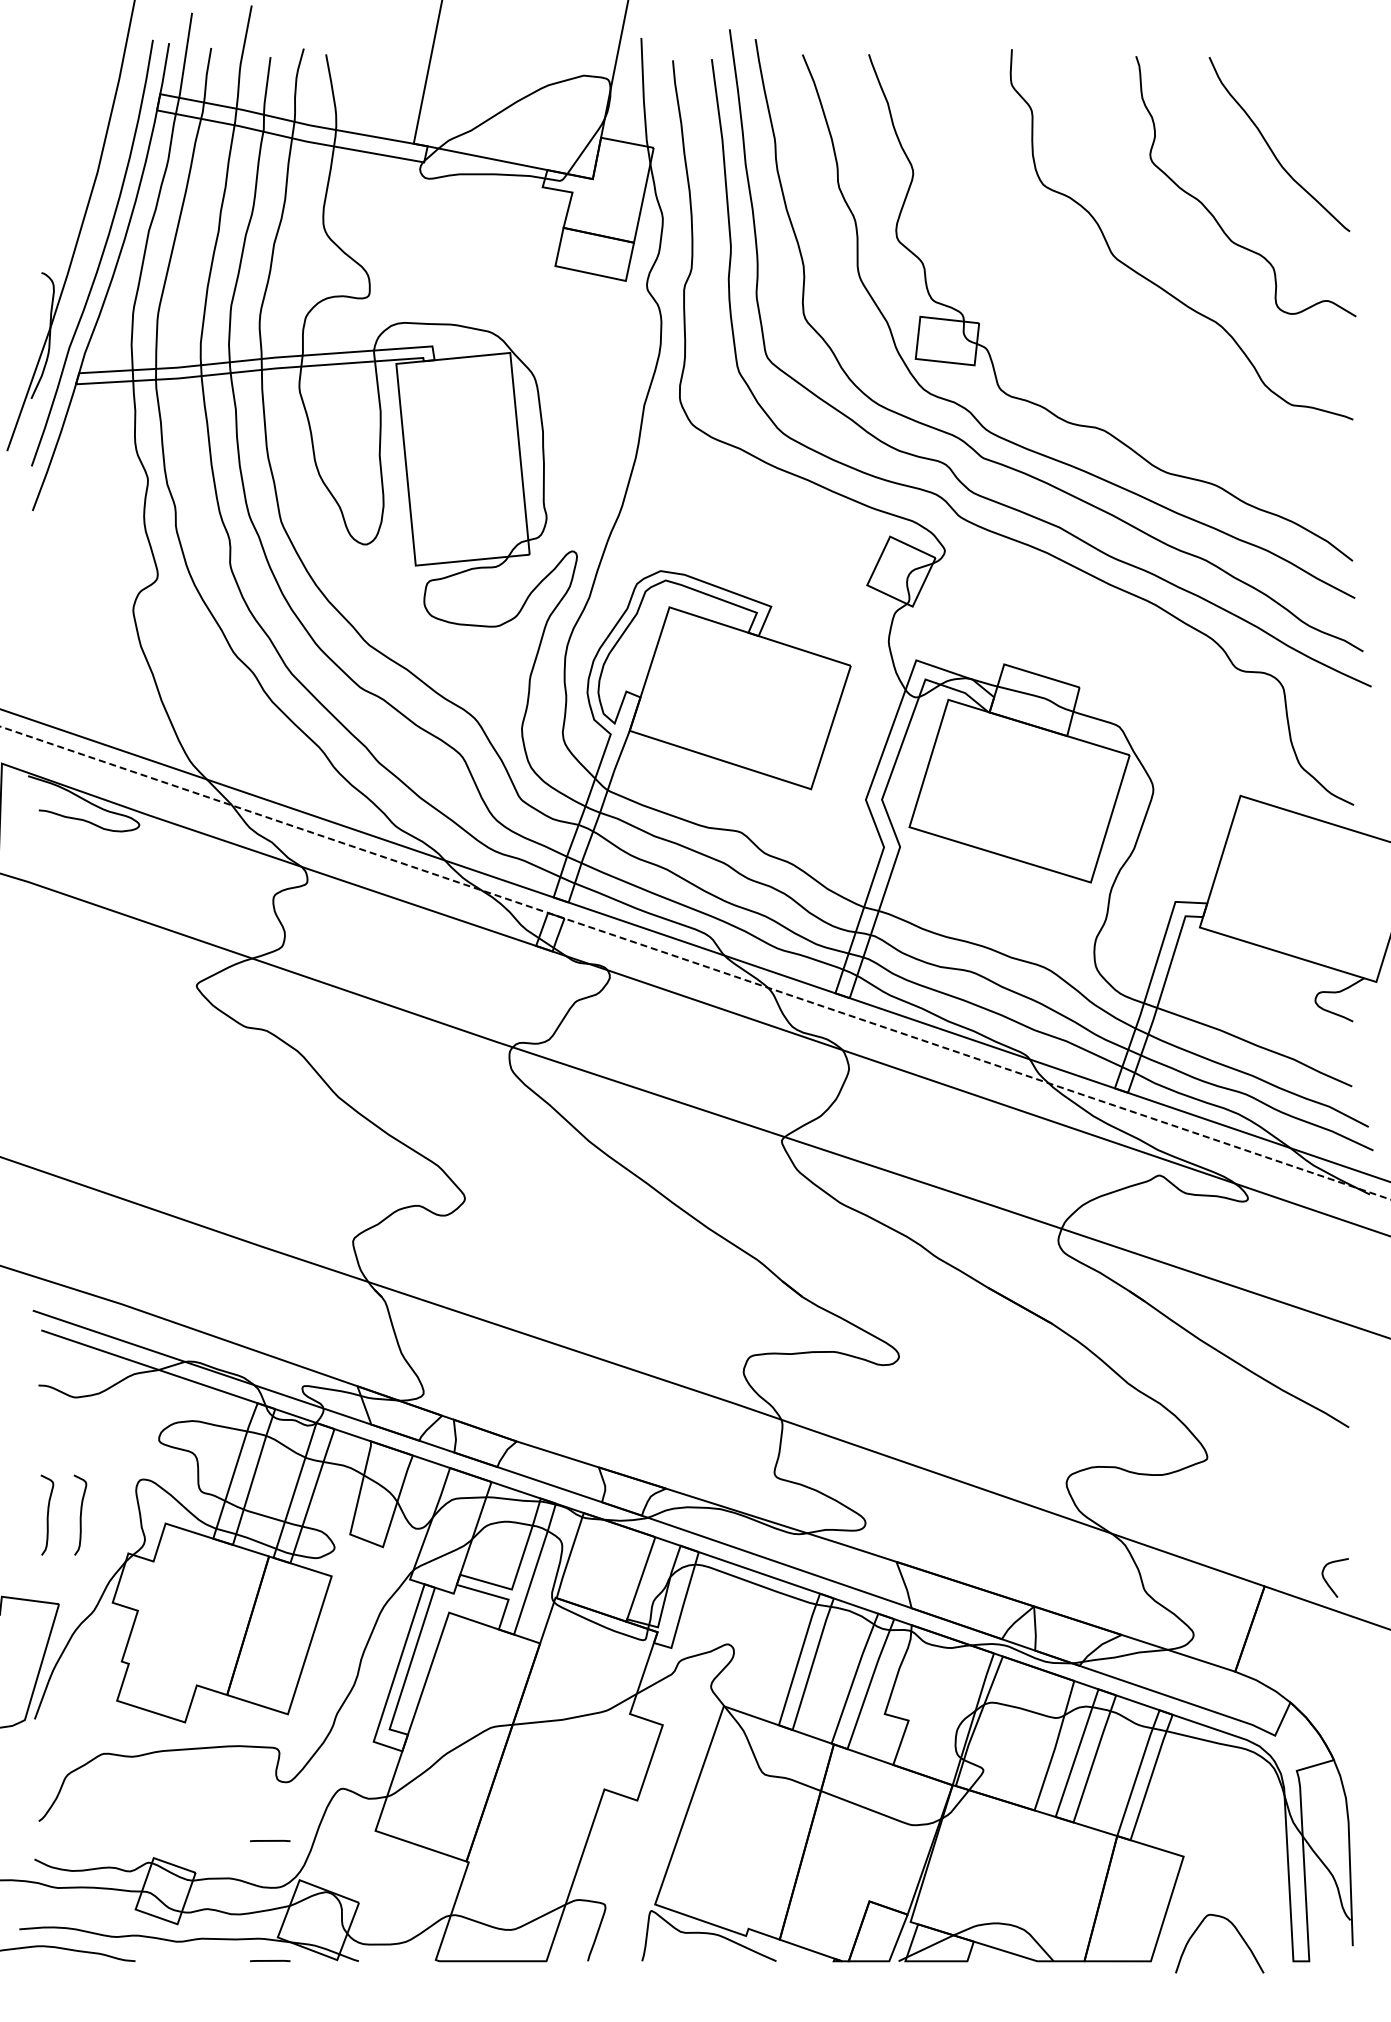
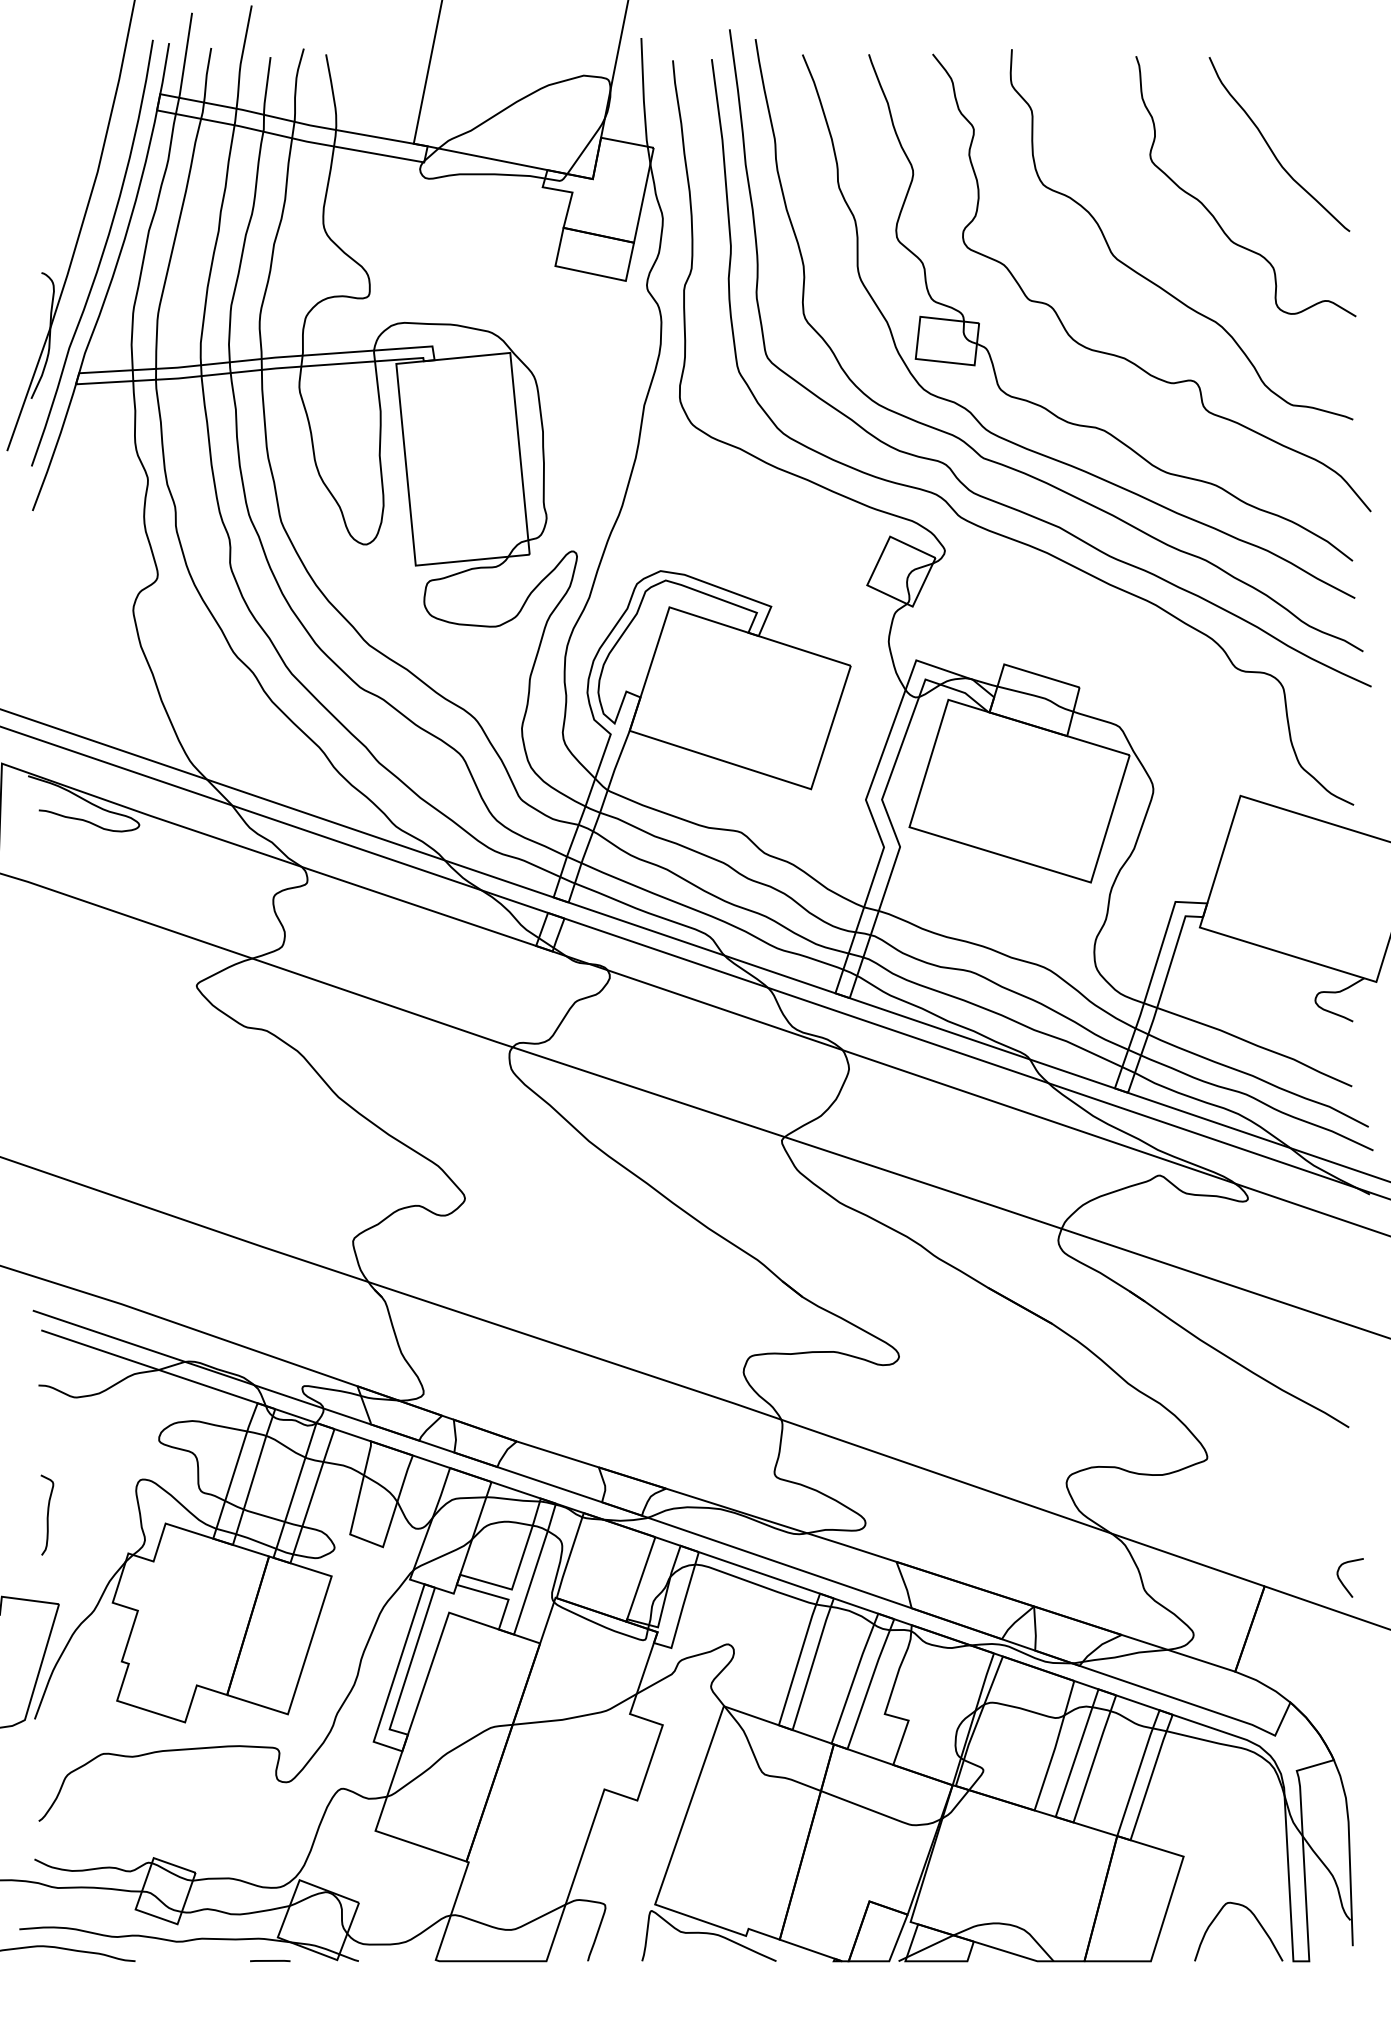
curve: none -> present (1125, 357)
line: dashed -> solid (694, 962)
curve: present -> none (80, 1514)
curve position: (1327, 1581) -> (1342, 1581) (1342, 1581)
line: present -> none (270, 1841)
curve position: (1237, 1932) -> (1256, 1920) (1256, 1920)
